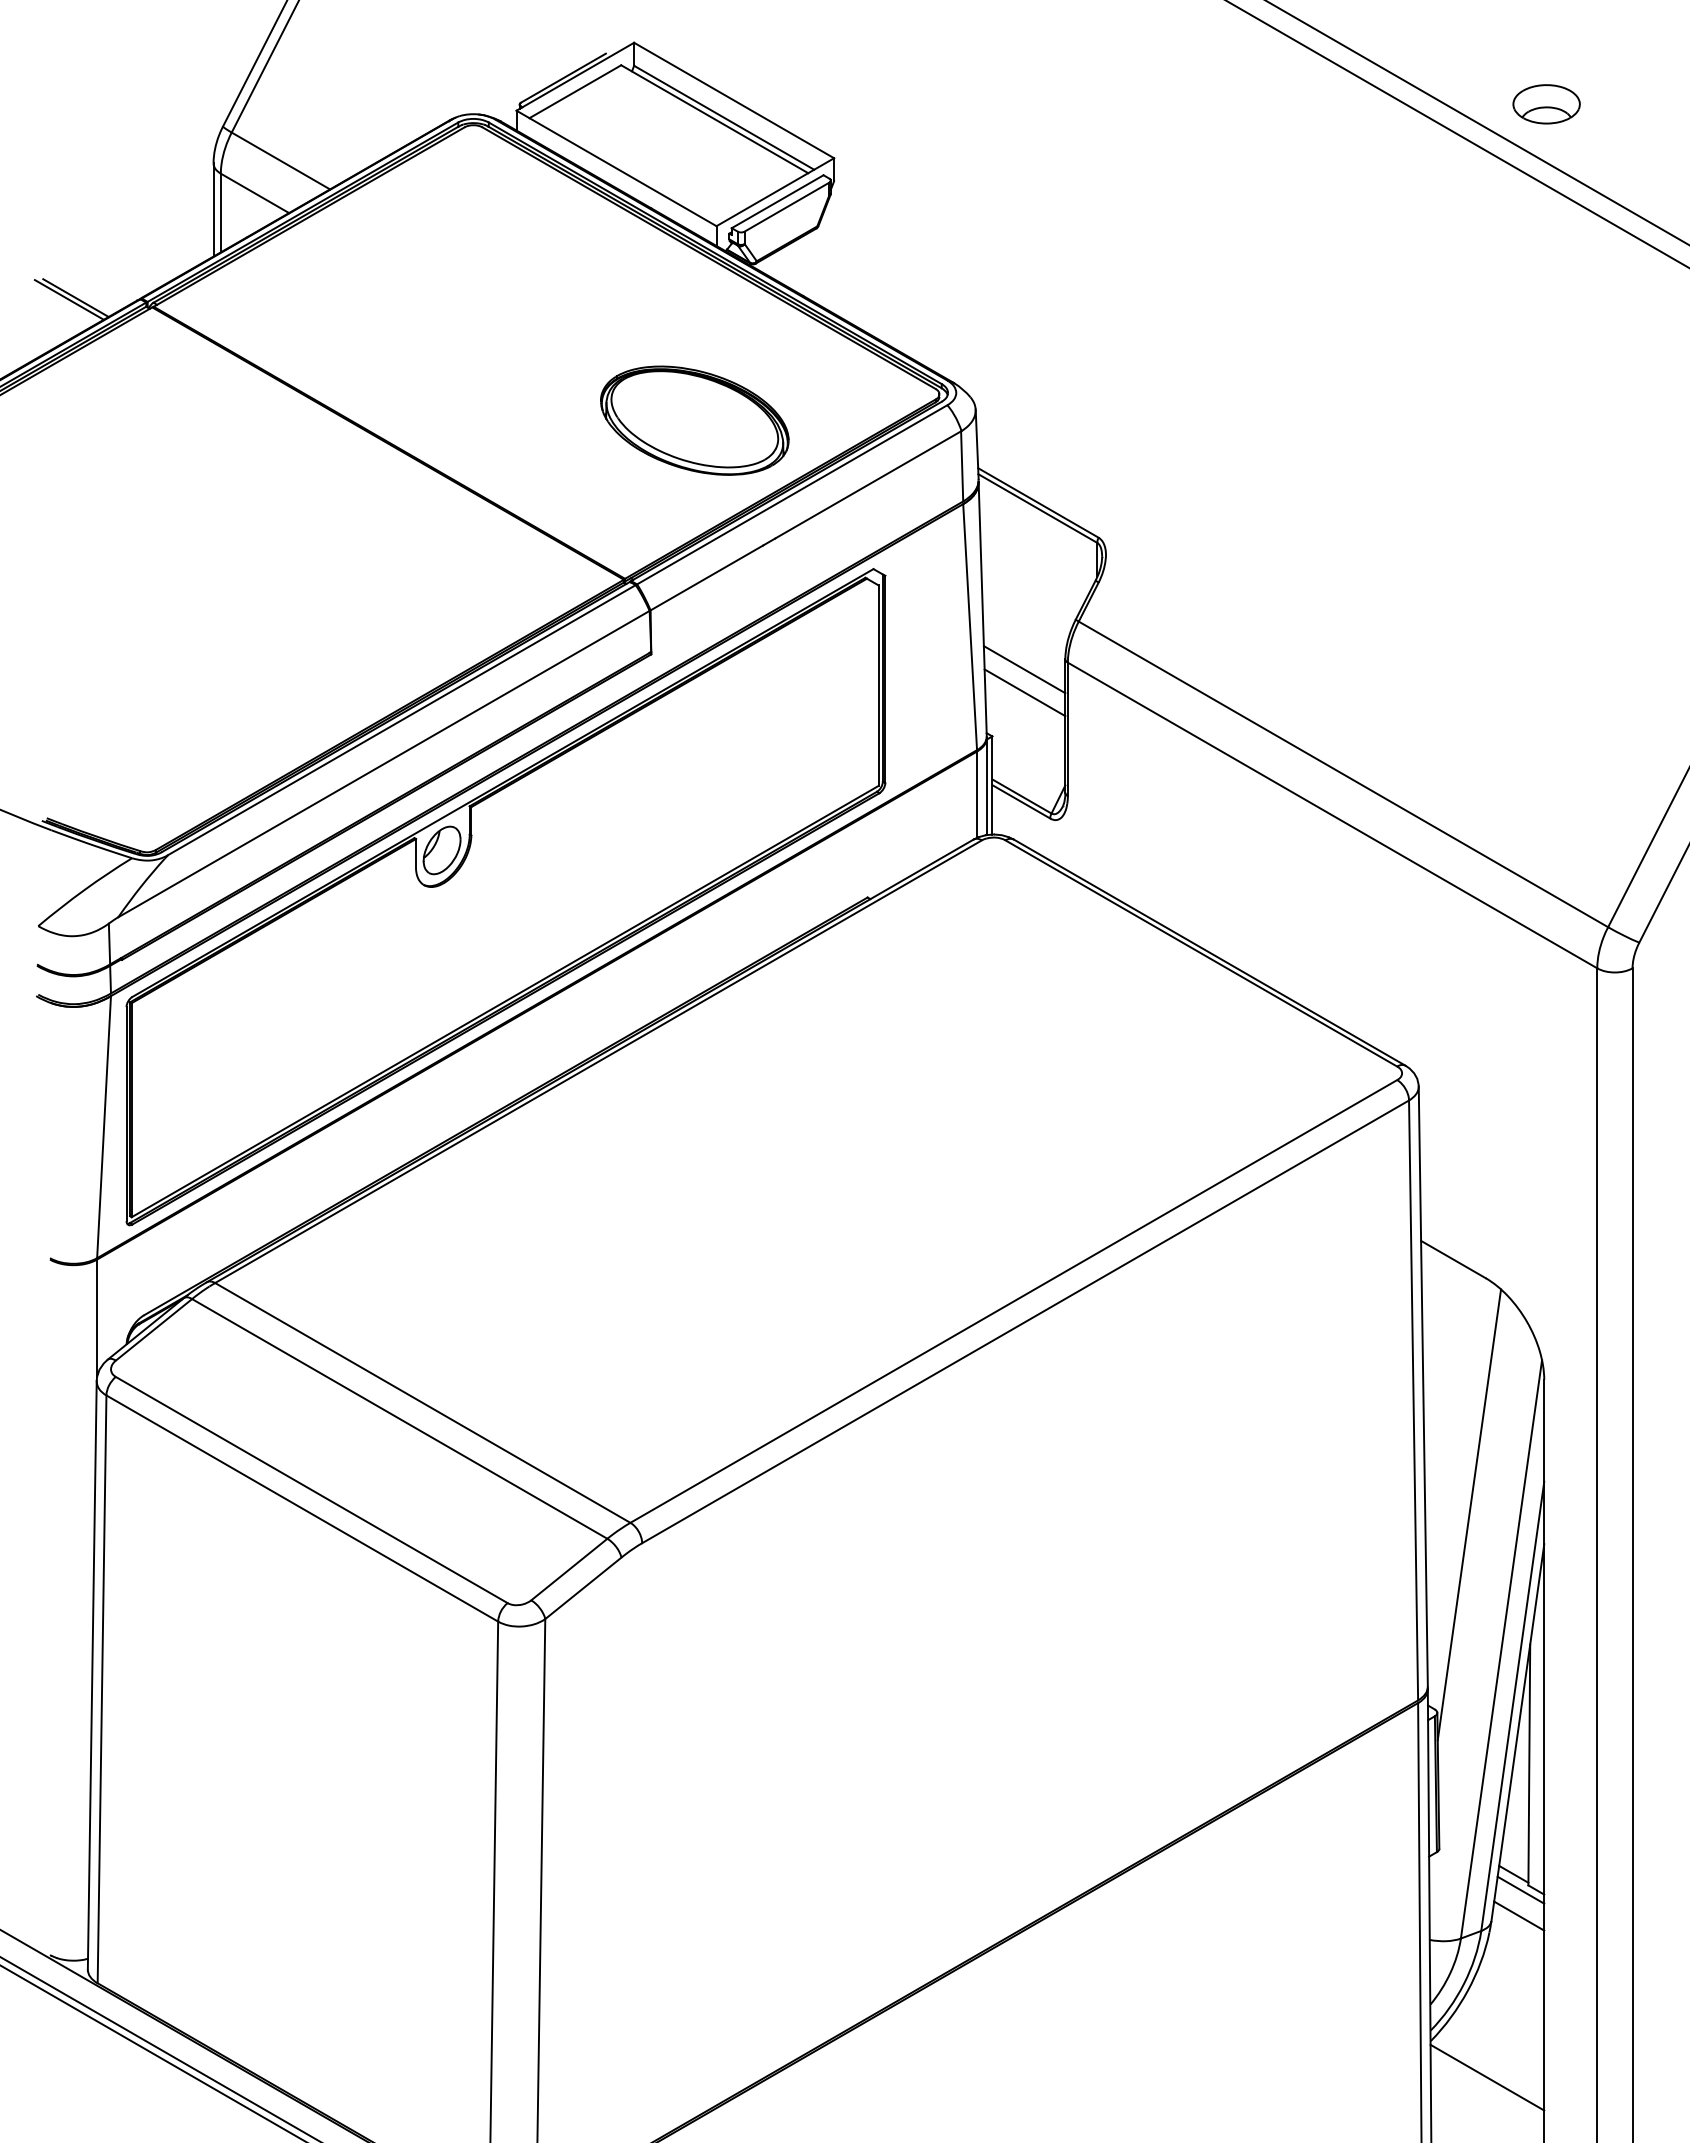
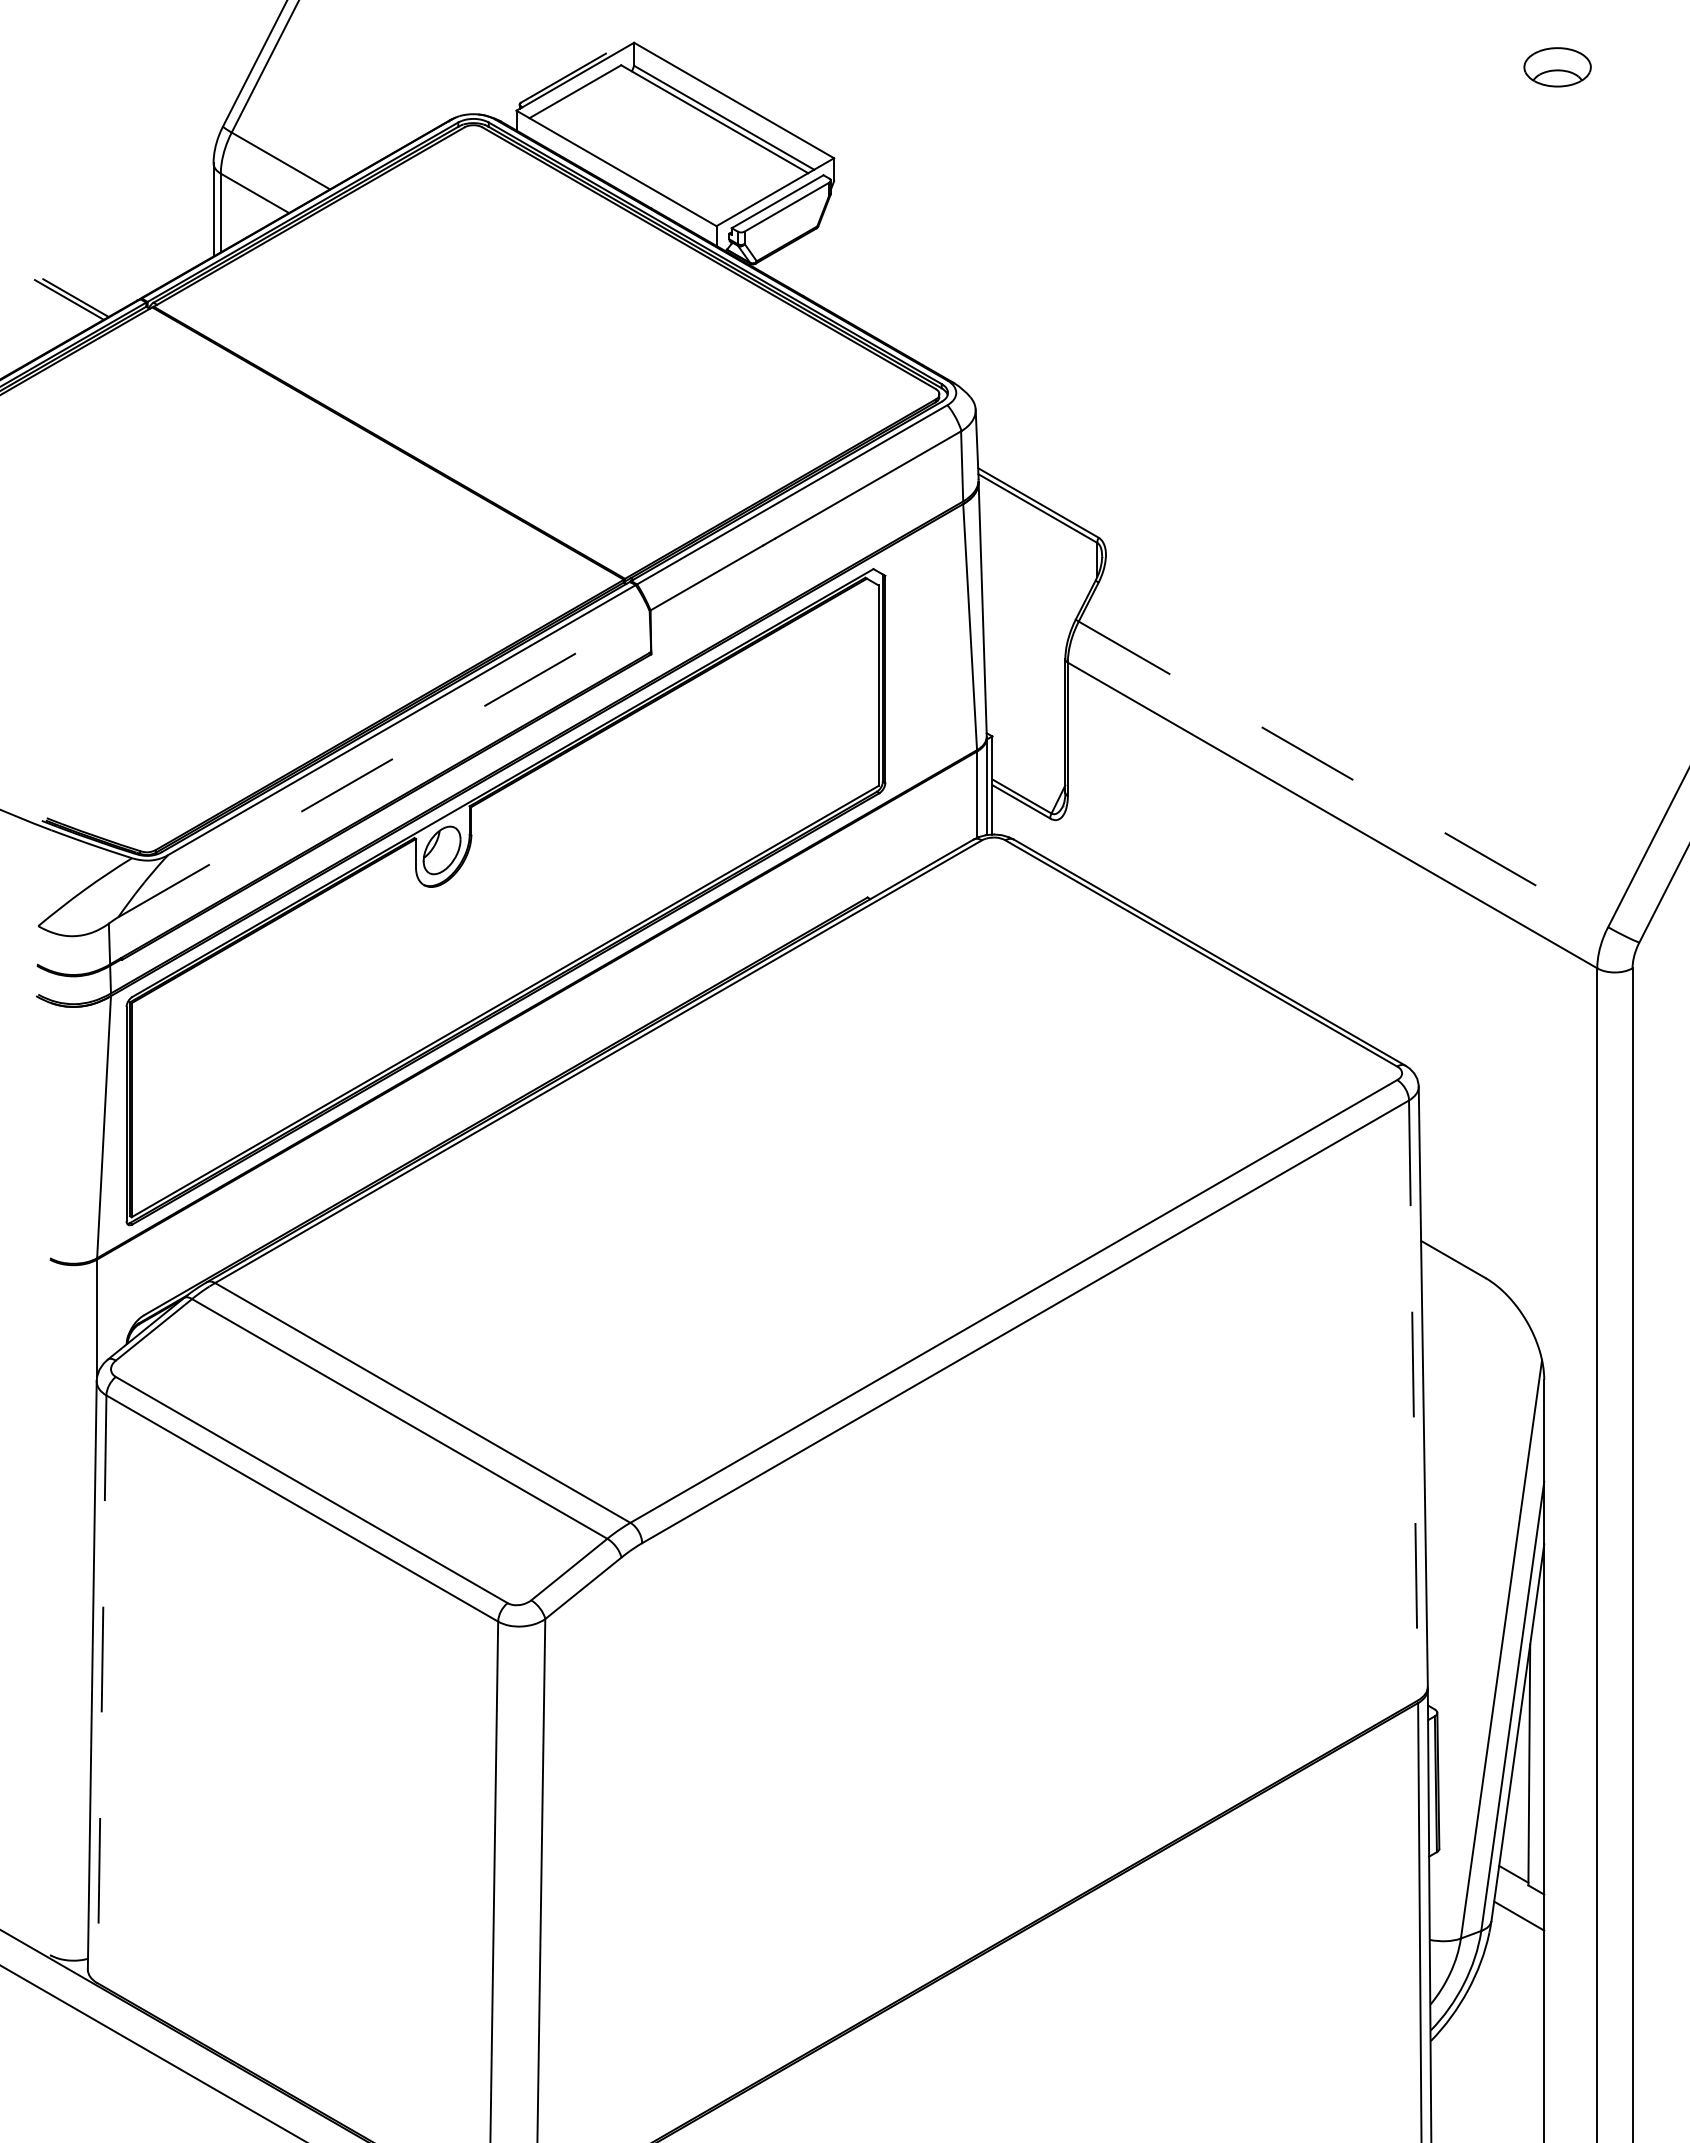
part position: (1546, 104) -> (1557, 67) (1557, 67)
line: present -> none (1477, 122)
line: present -> none (1457, 134)
part: present -> none (694, 420)
line: present -> none (1024, 669)
line: present -> none (1024, 692)
line: solid -> dashed (383, 764)
line: solid -> dashed (1343, 774)
line: solid -> dashed (1413, 1400)
line: present -> none (1469, 1514)
line: solid -> dashed (102, 1689)
line: present -> none (1520, 1889)
line: present -> none (159, 2048)
line: present -> none (1487, 2077)
